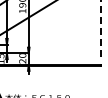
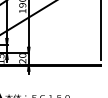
line: dashed -> solid (100, 30)
